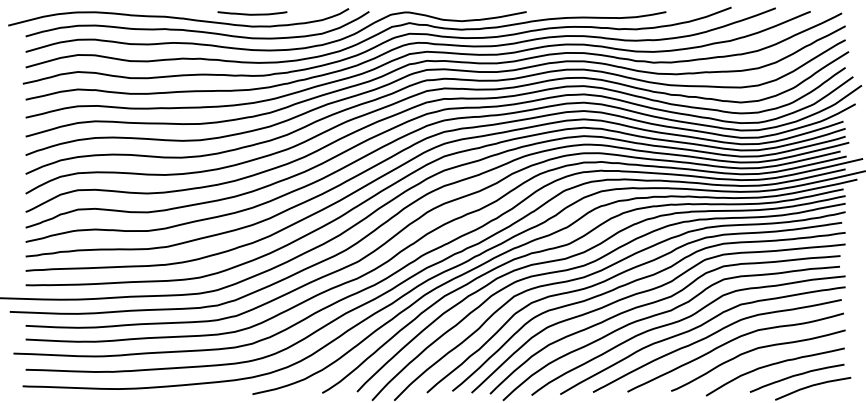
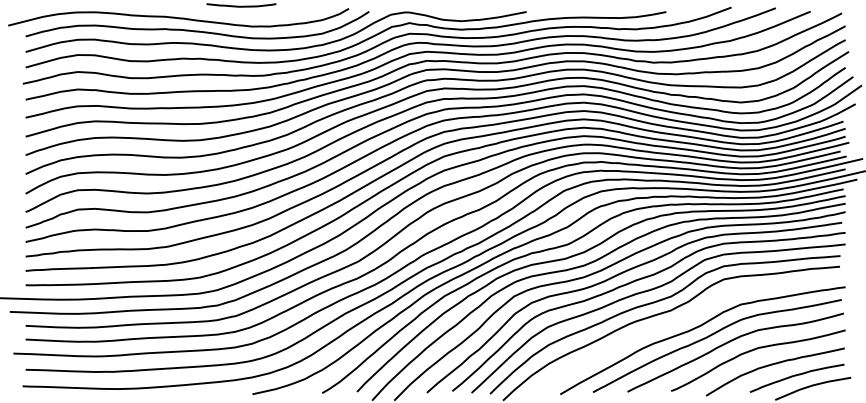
curve position: (252, 13) -> (241, 5) (241, 5)
curve: present -> none (681, 321)
